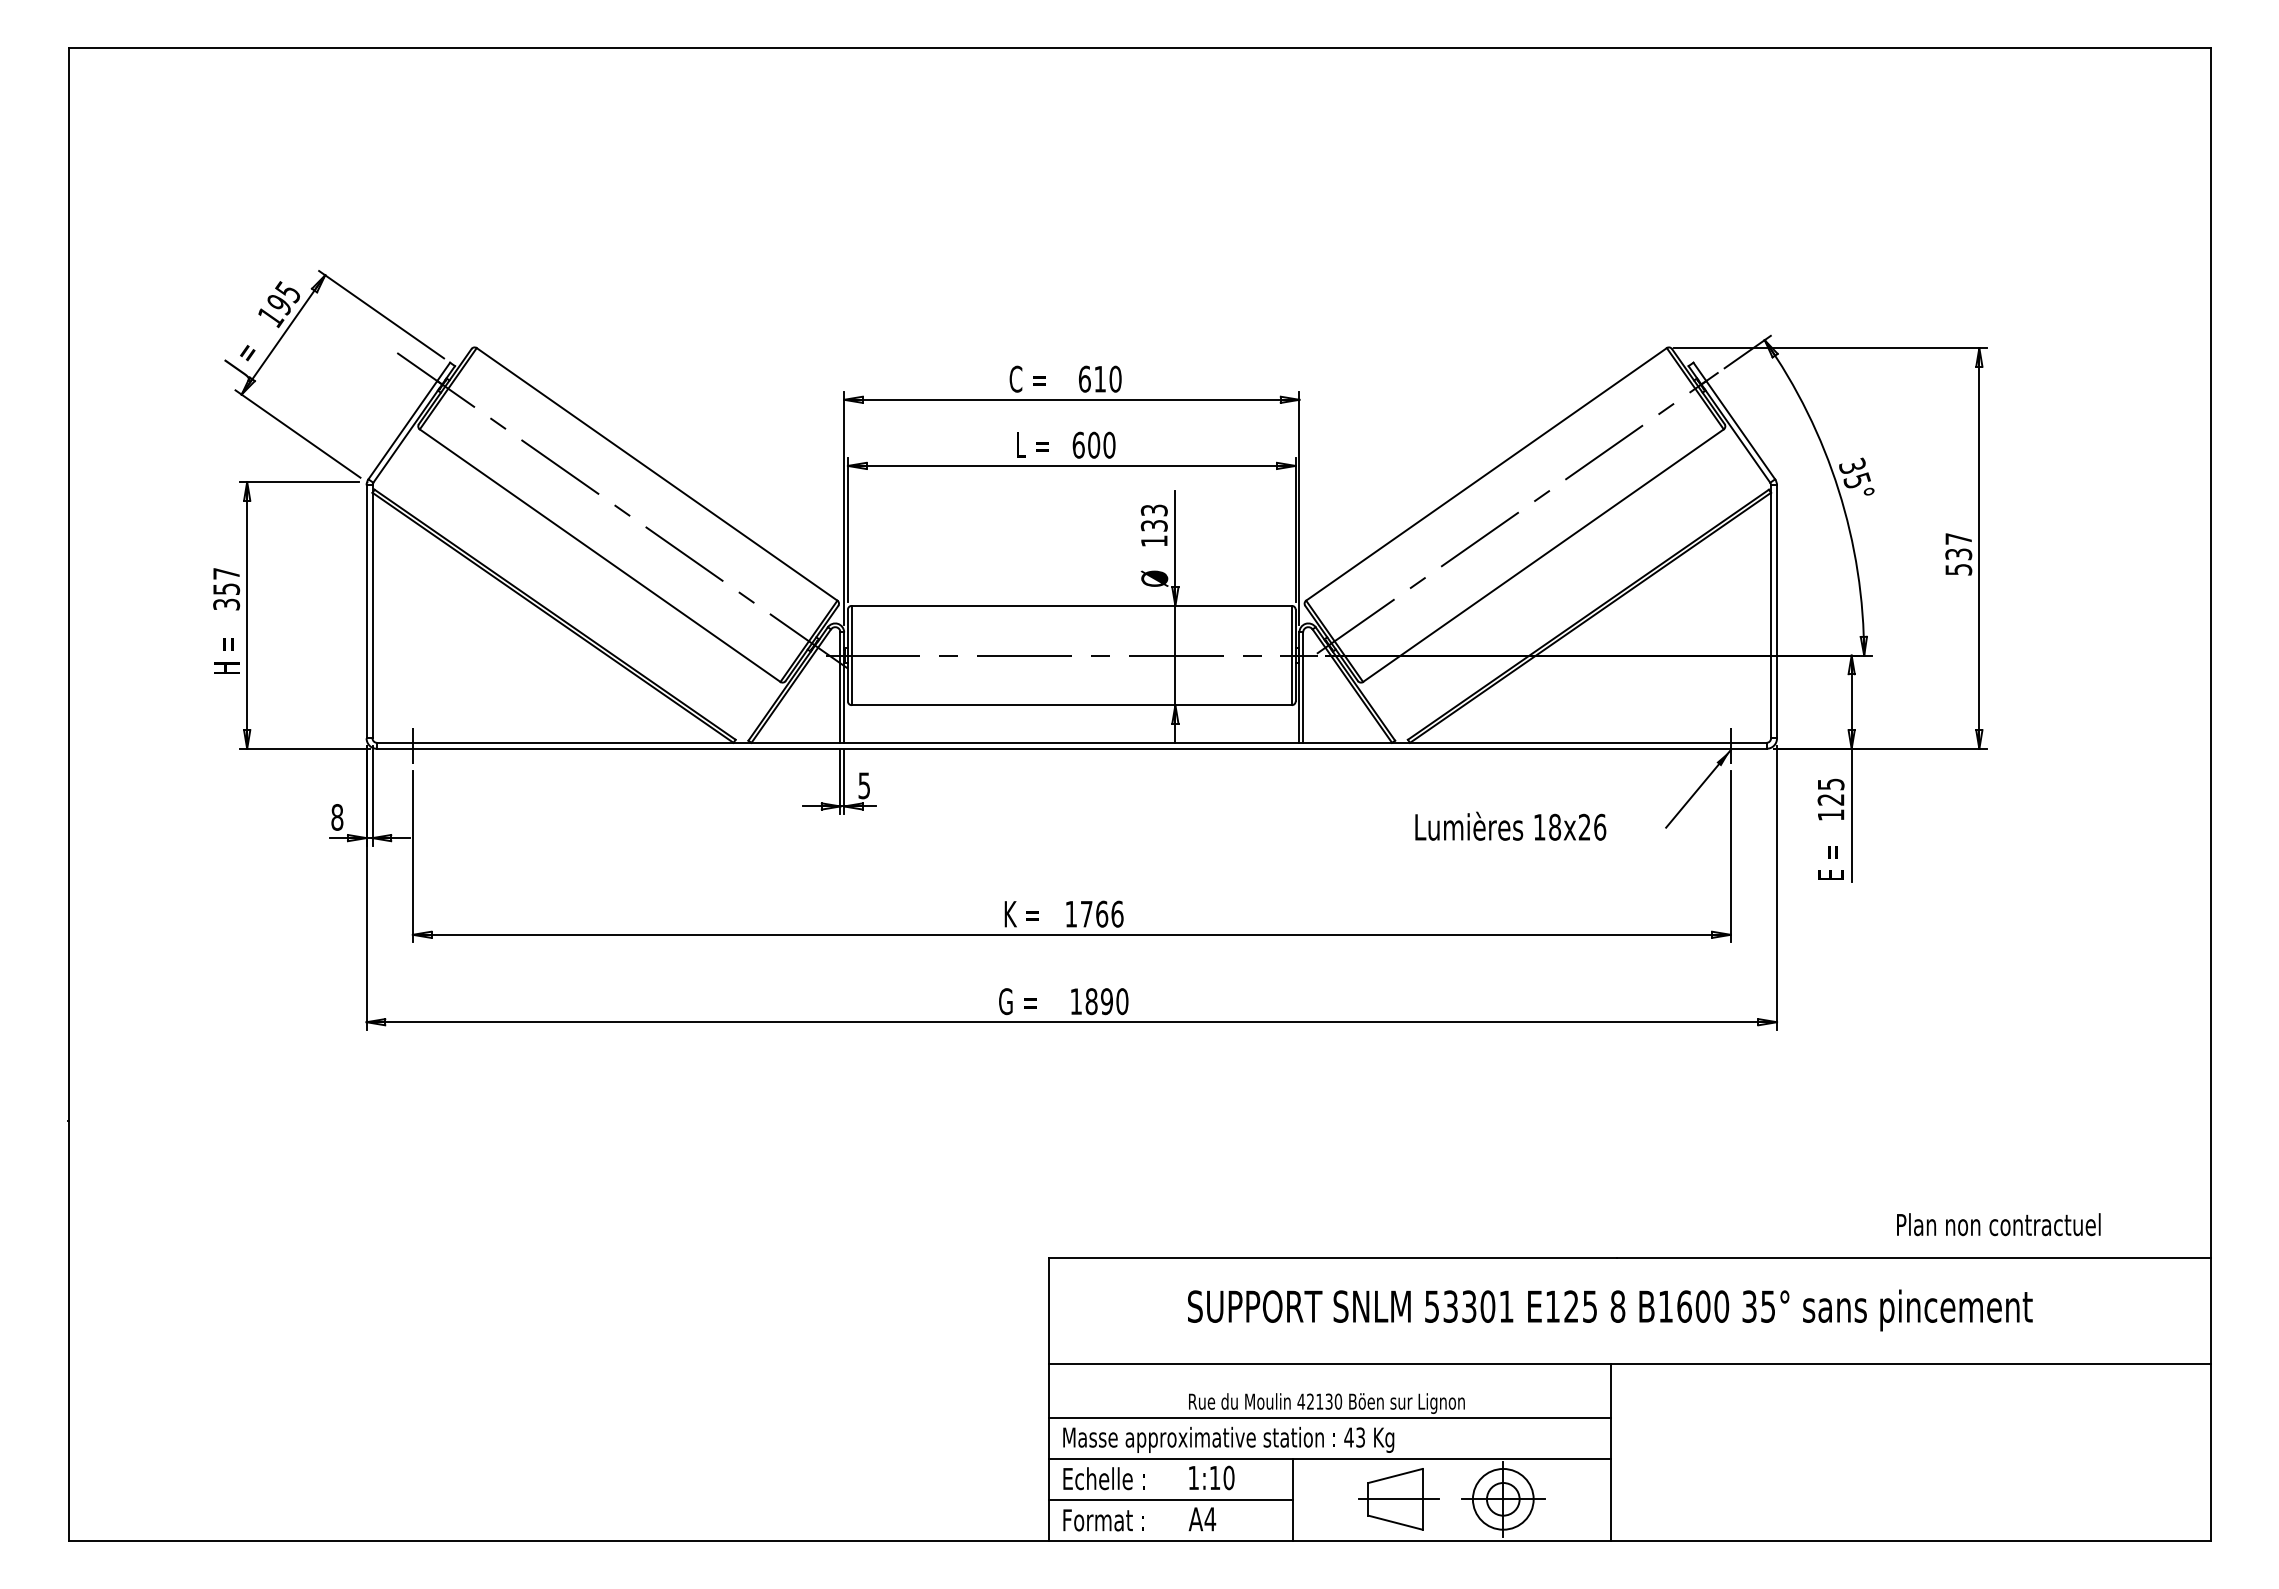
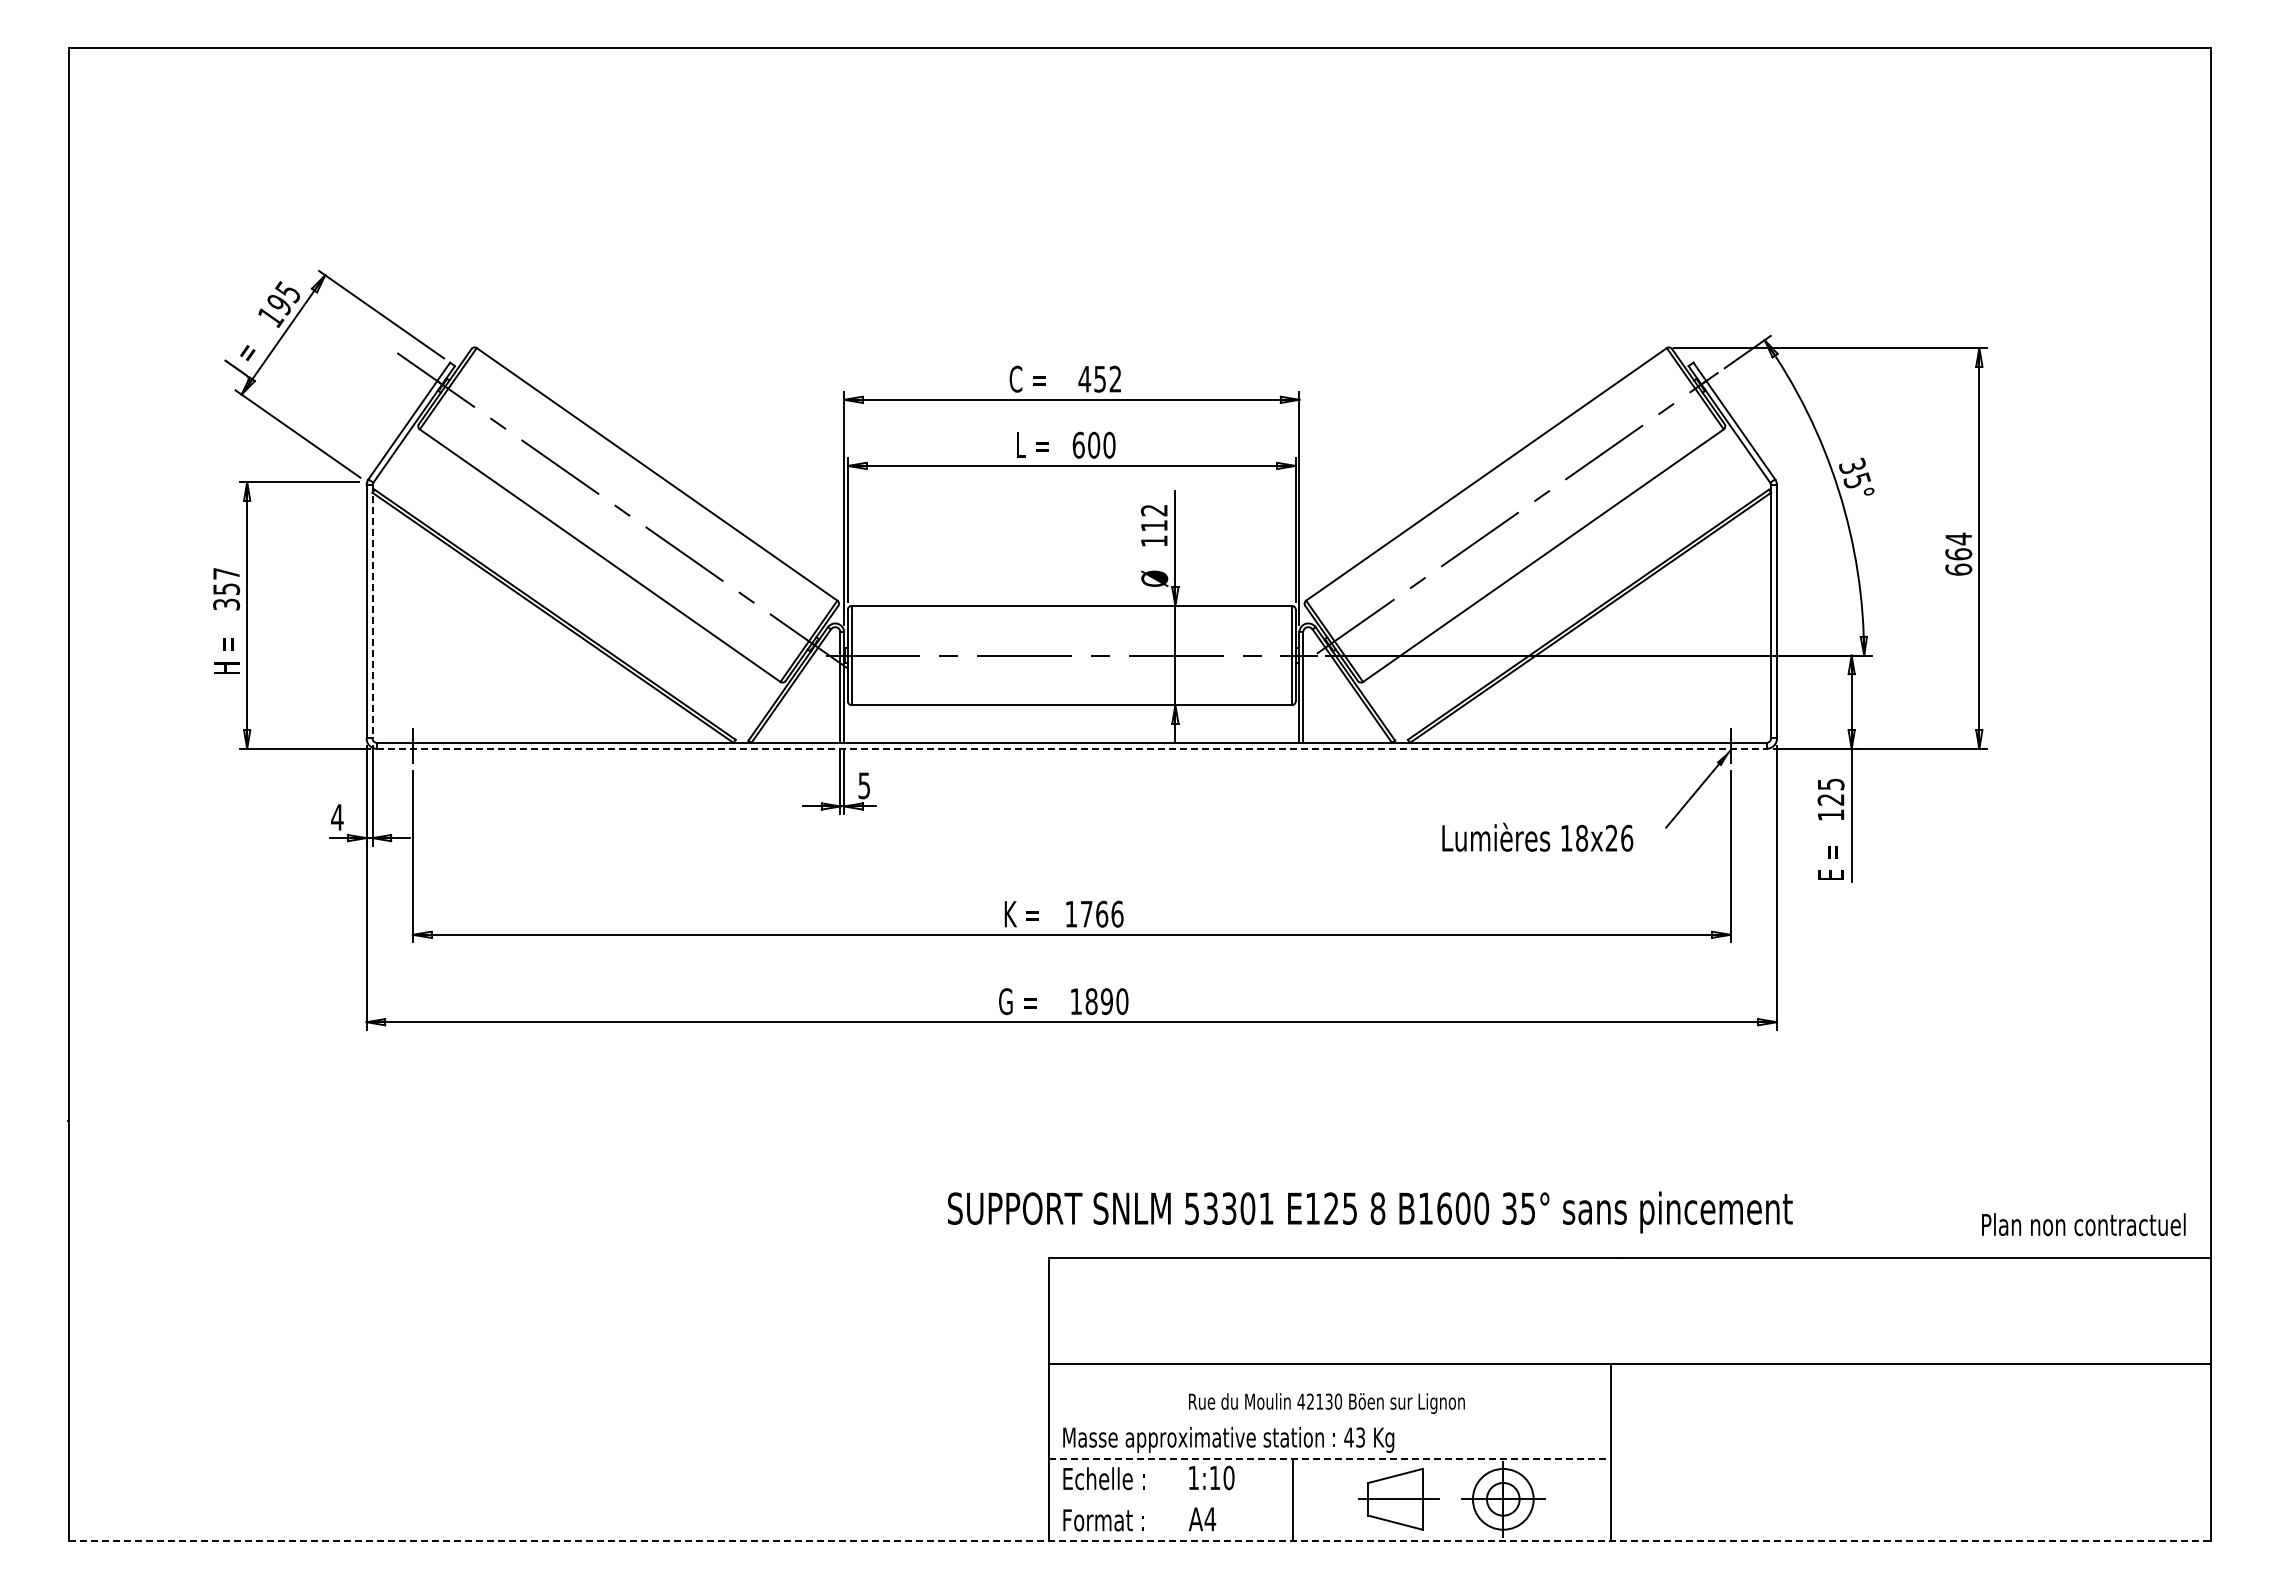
text: 610 -> 452 (1099, 378)
text: 133 -> 112 (1153, 517)
text: 537 -> 664 (1958, 553)
line: solid -> dashed (372, 611)
line: solid -> dashed (1071, 748)
text: 8 -> 4 (337, 817)
text position: (1510, 825) -> (1537, 836) (1537, 836)
text position: (1998, 1224) -> (2083, 1224) (2083, 1224)
text position: (1610, 1310) -> (1370, 1212) (1370, 1212)
line: present -> none (1330, 1418)
line: solid -> dashed (1330, 1459)
line: present -> none (1170, 1500)
line: solid -> dashed (1139, 1541)
